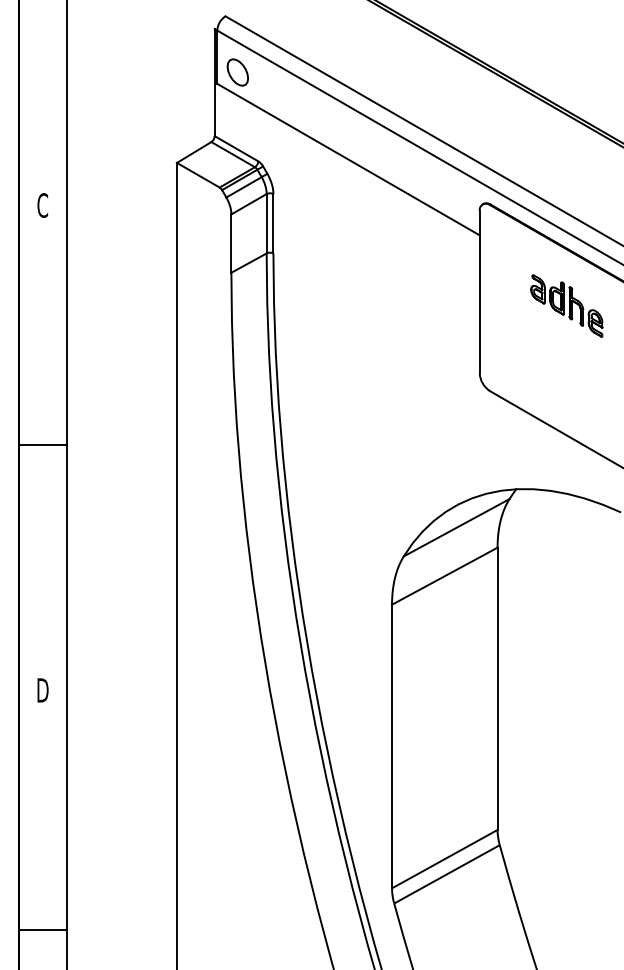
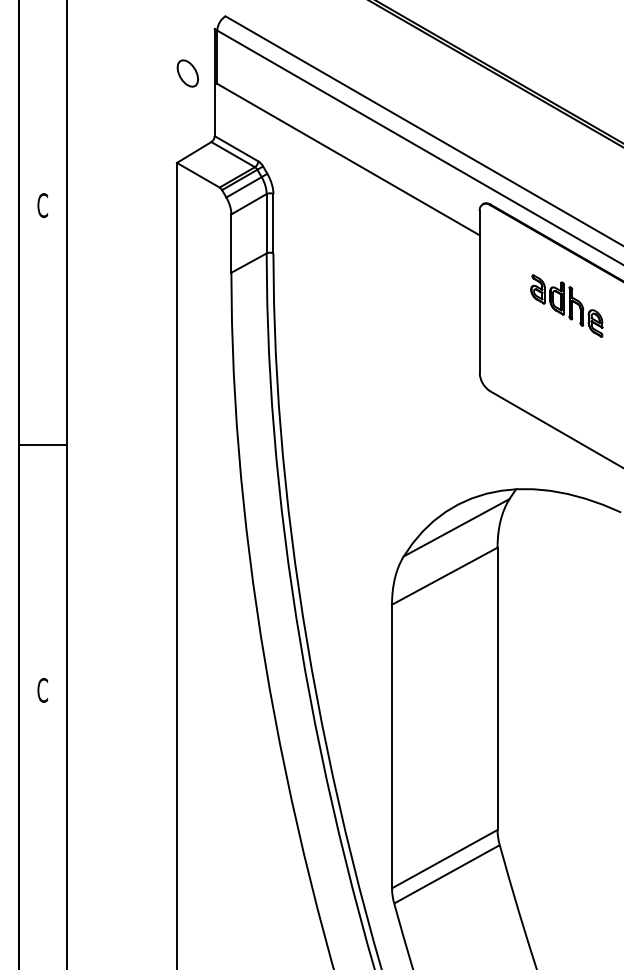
part position: (237, 72) -> (187, 73) (187, 73)
text: D -> C (42, 690)
line: present -> none (42, 930)
